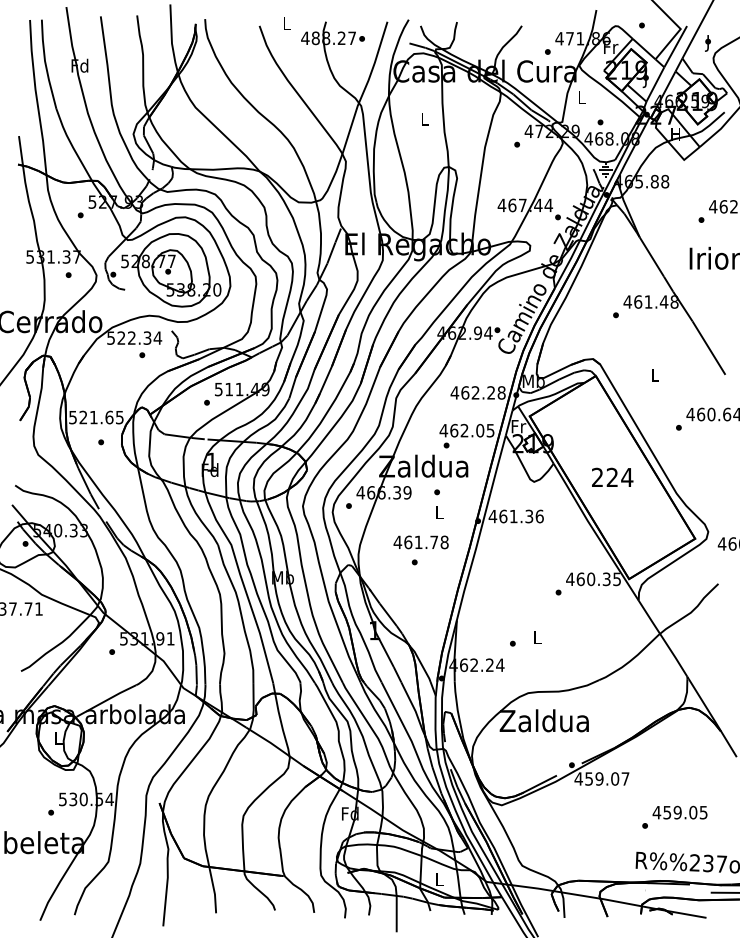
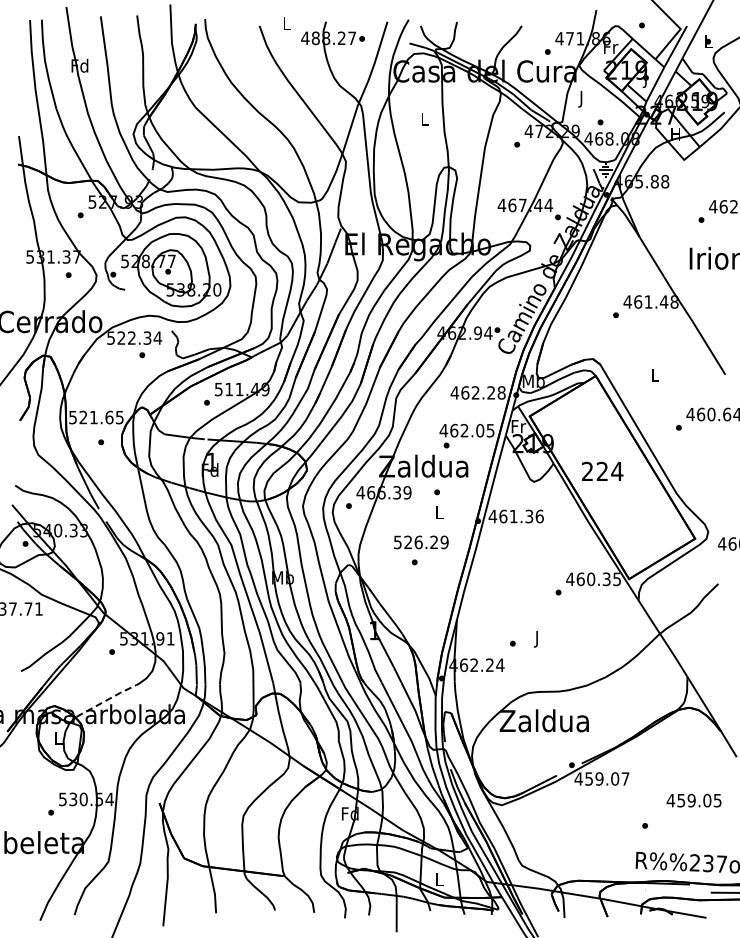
text: J -> L (708, 43)
text: L -> J (581, 98)
text position: (612, 476) -> (602, 470) (602, 470)
text: 461.78 -> 526.29 (420, 542)
text: L -> J (537, 638)
line: solid -> dashed (107, 700)
text position: (679, 812) -> (693, 800) (693, 800)
